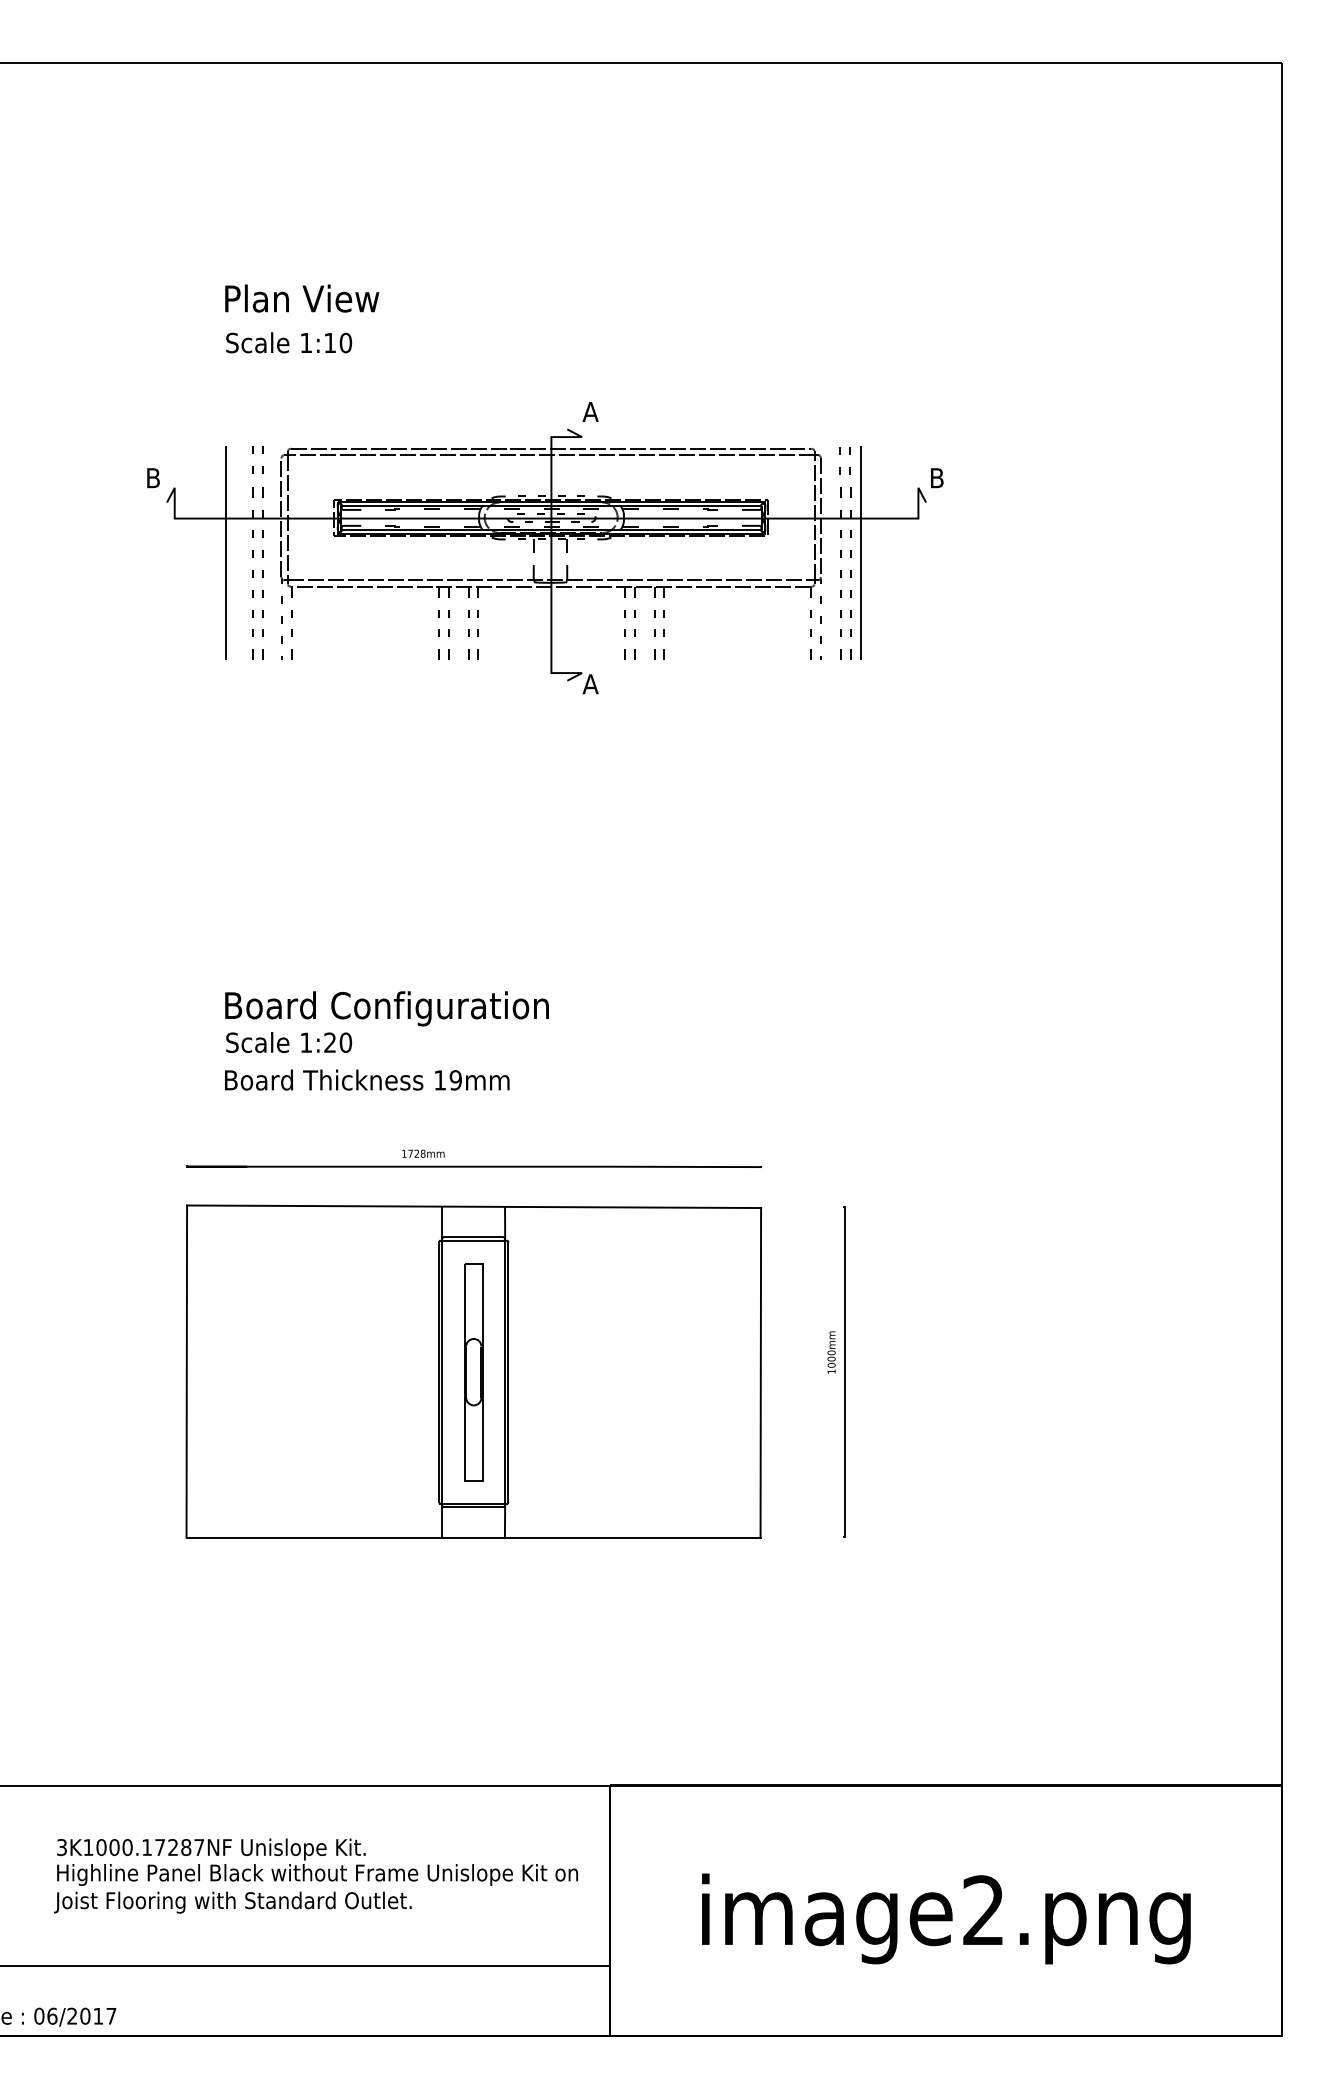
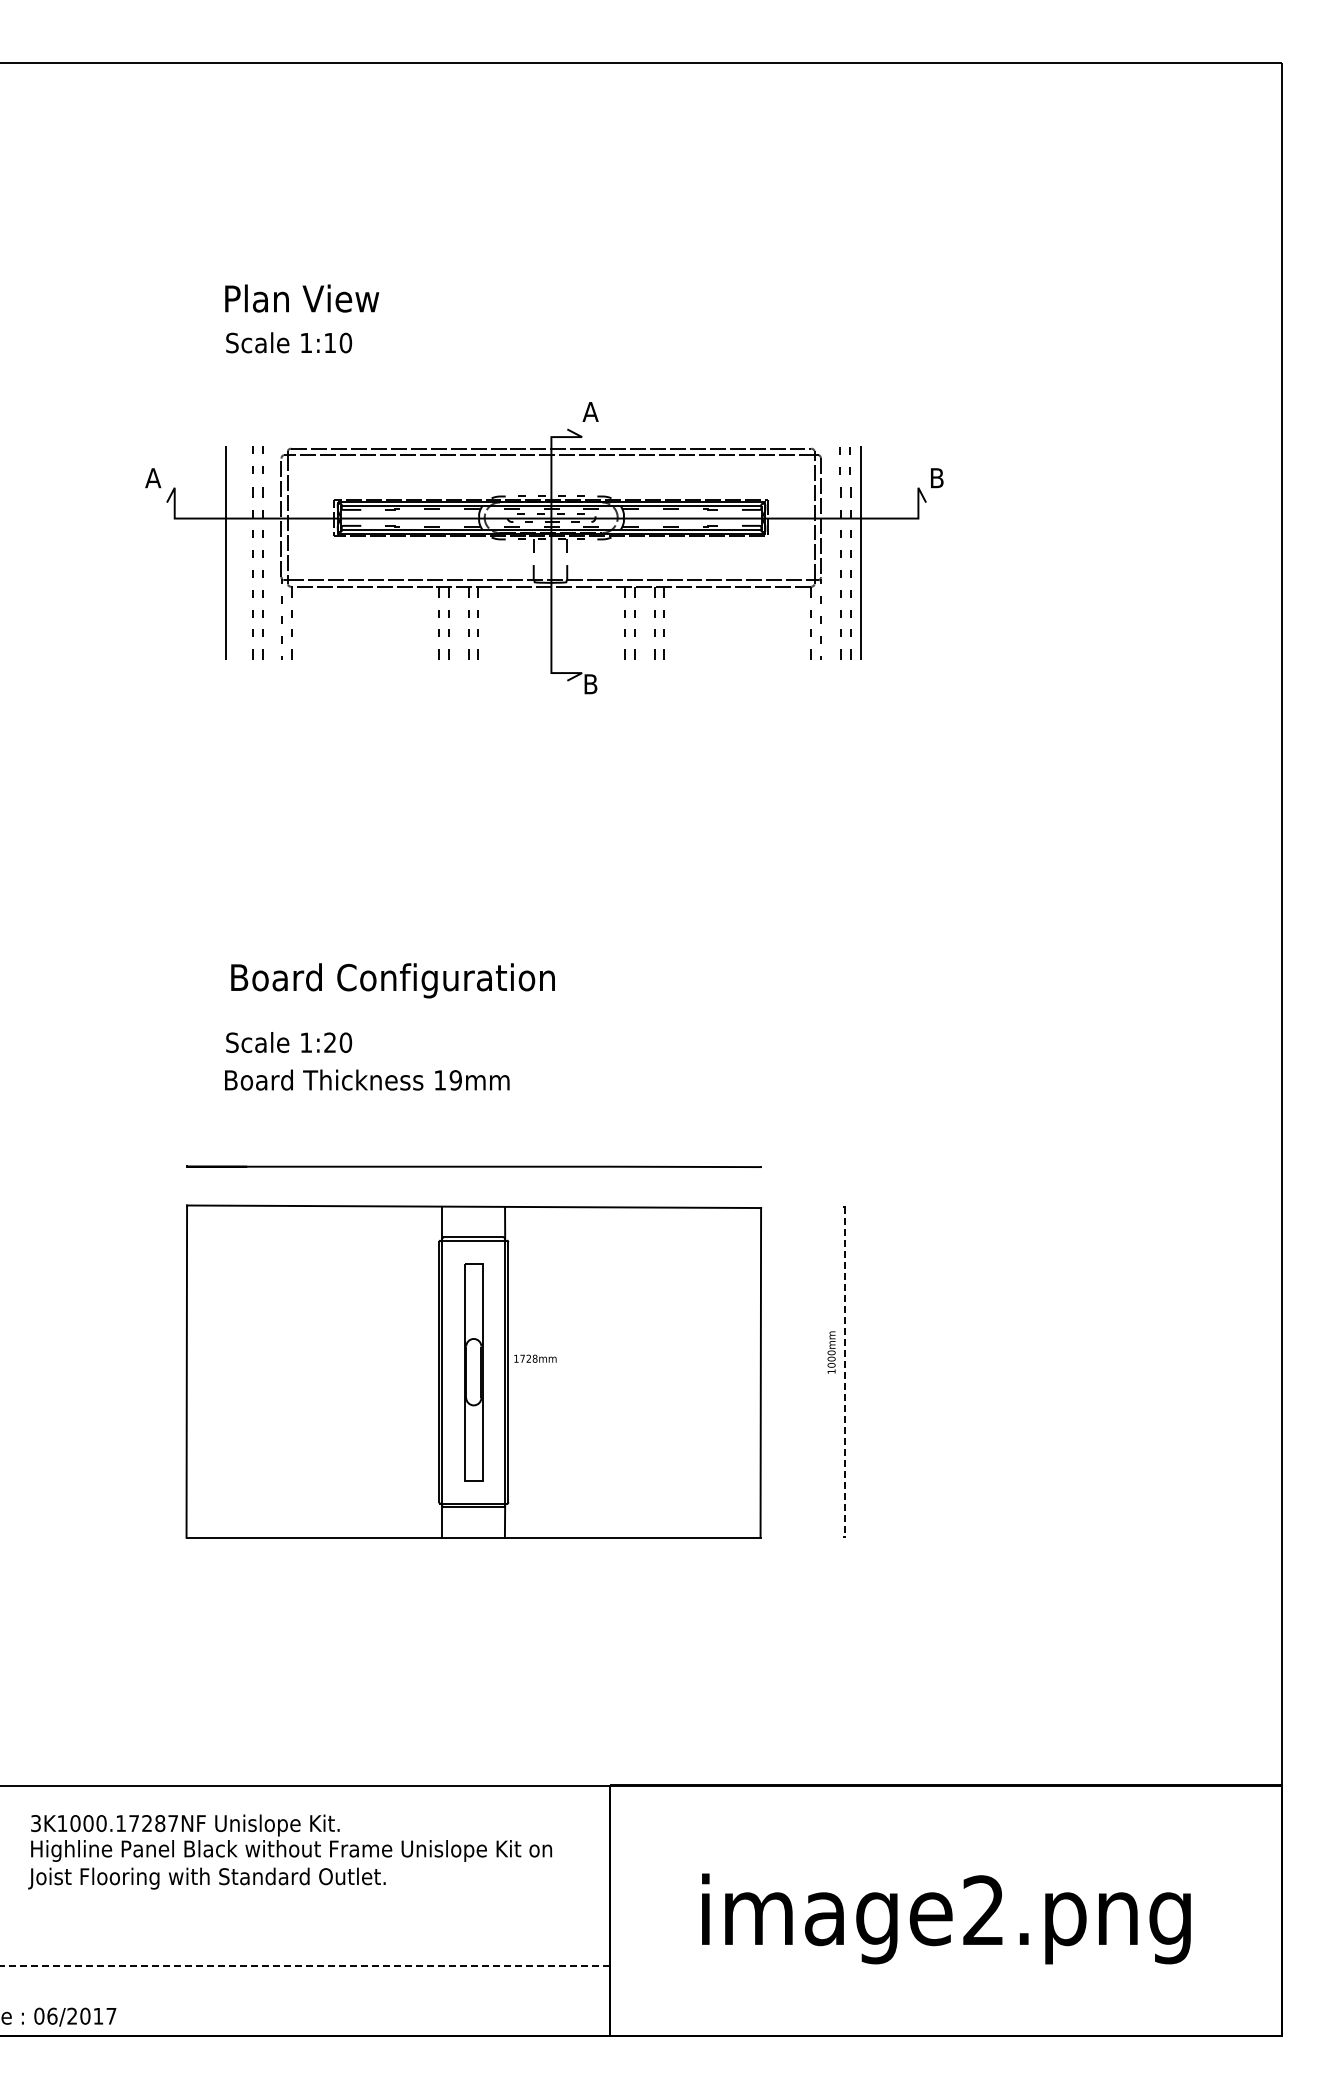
text: B -> A (153, 478)
text: A -> B (590, 684)
text position: (386, 1008) -> (392, 980) (392, 980)
text position: (423, 1153) -> (535, 1358) (535, 1358)
line: solid -> dashed (844, 1372)
text position: (315, 1875) -> (289, 1851) (289, 1851)
line: solid -> dashed (305, 1965)
